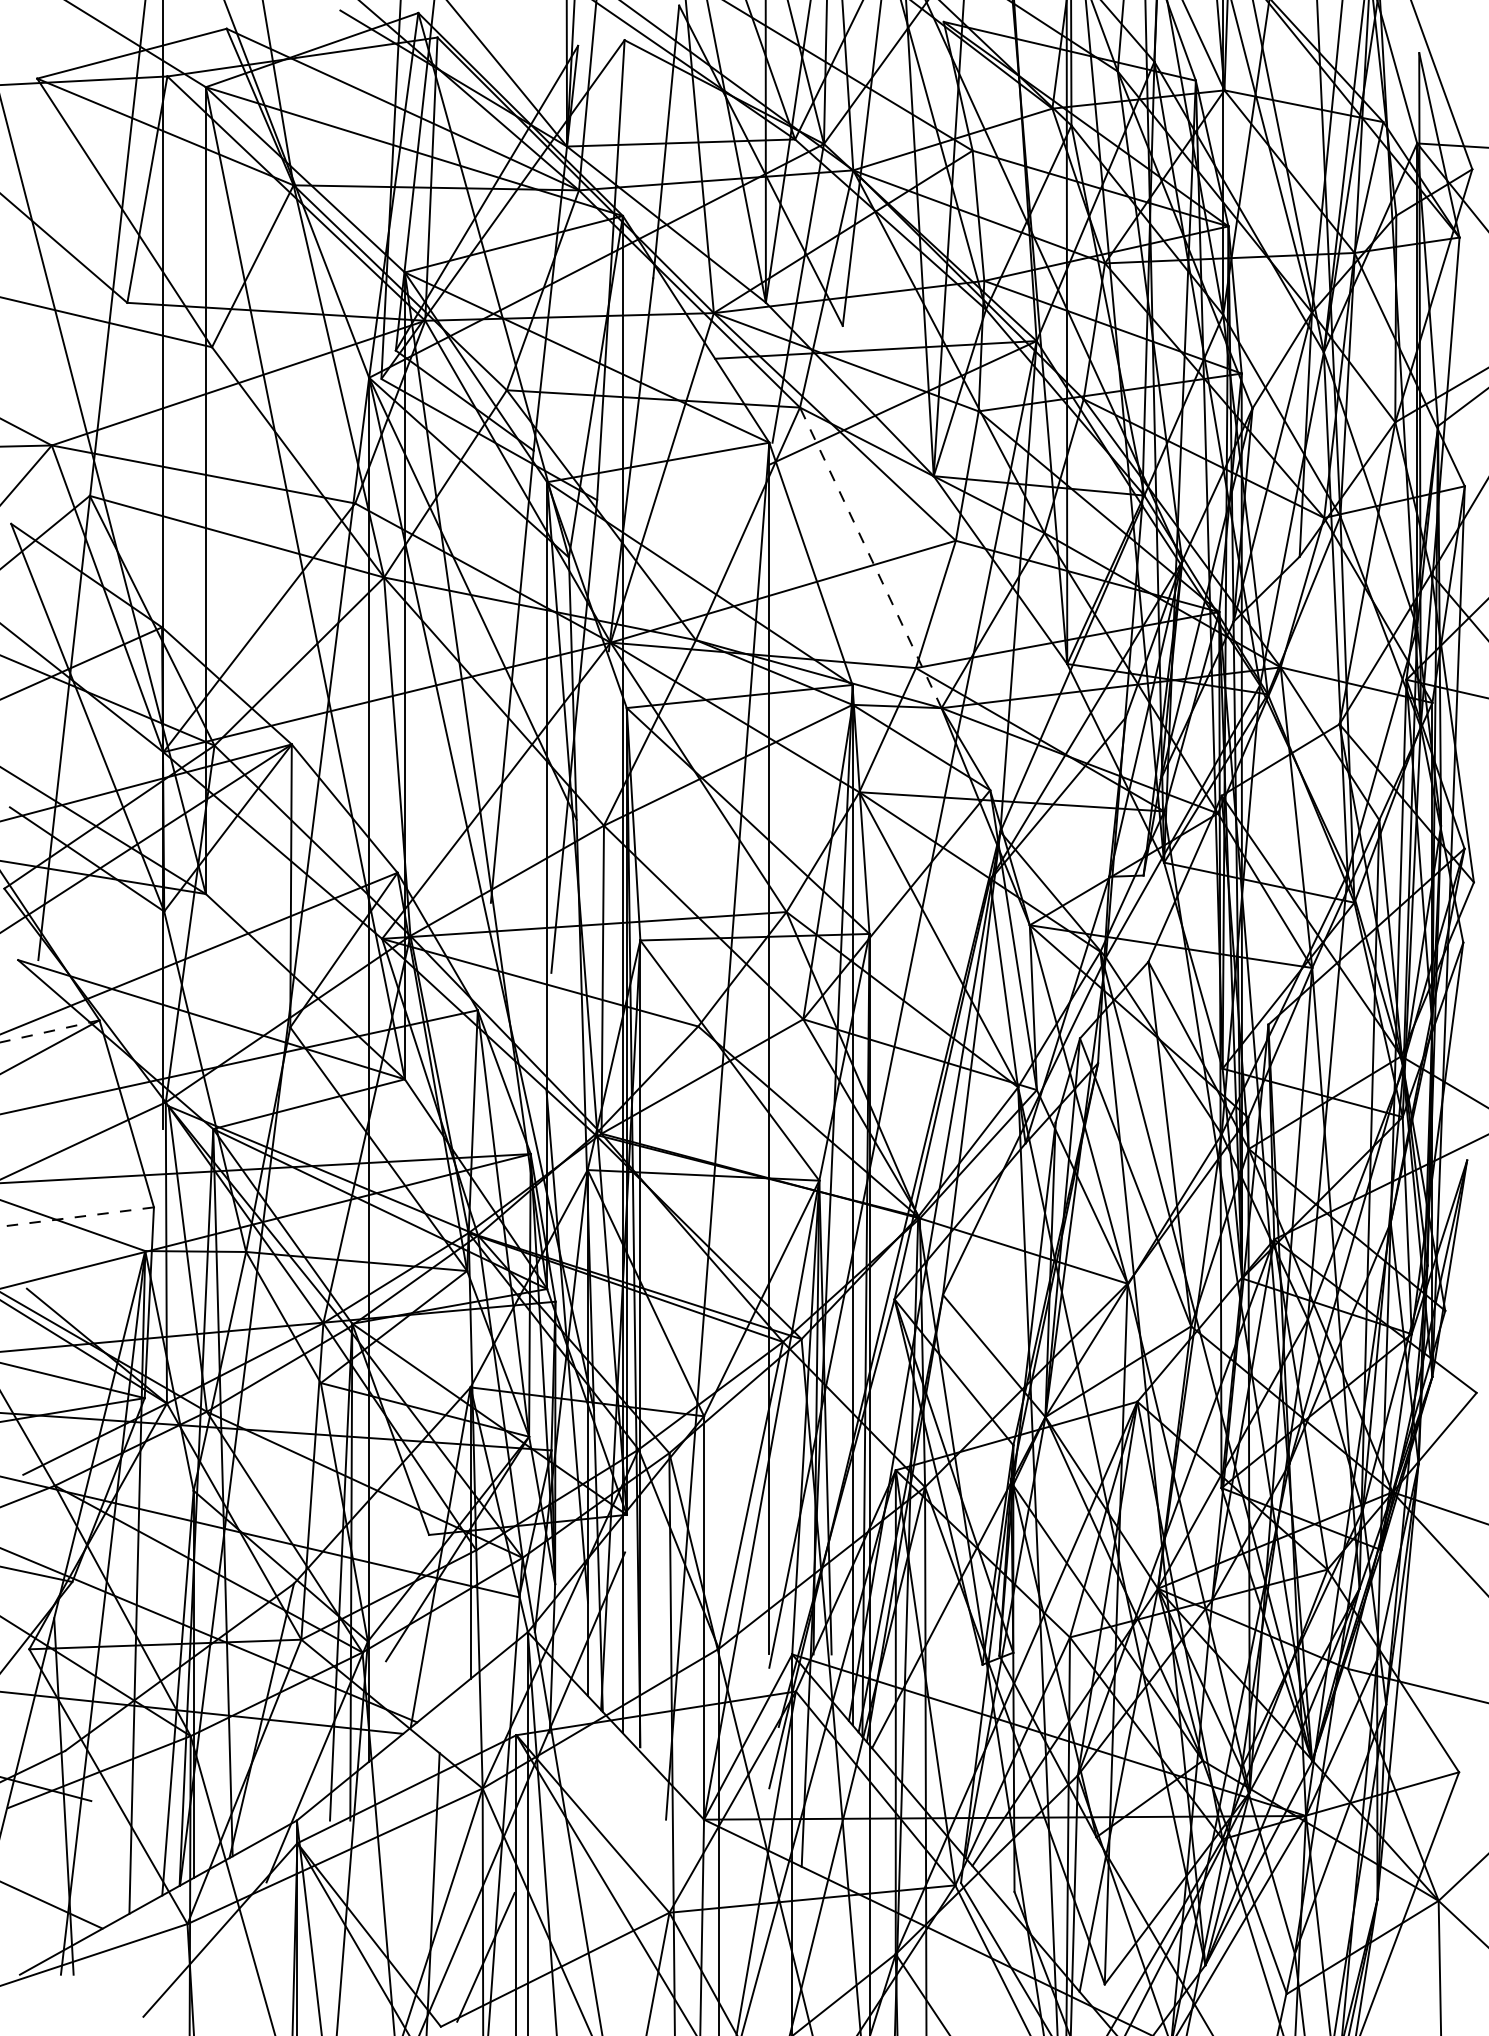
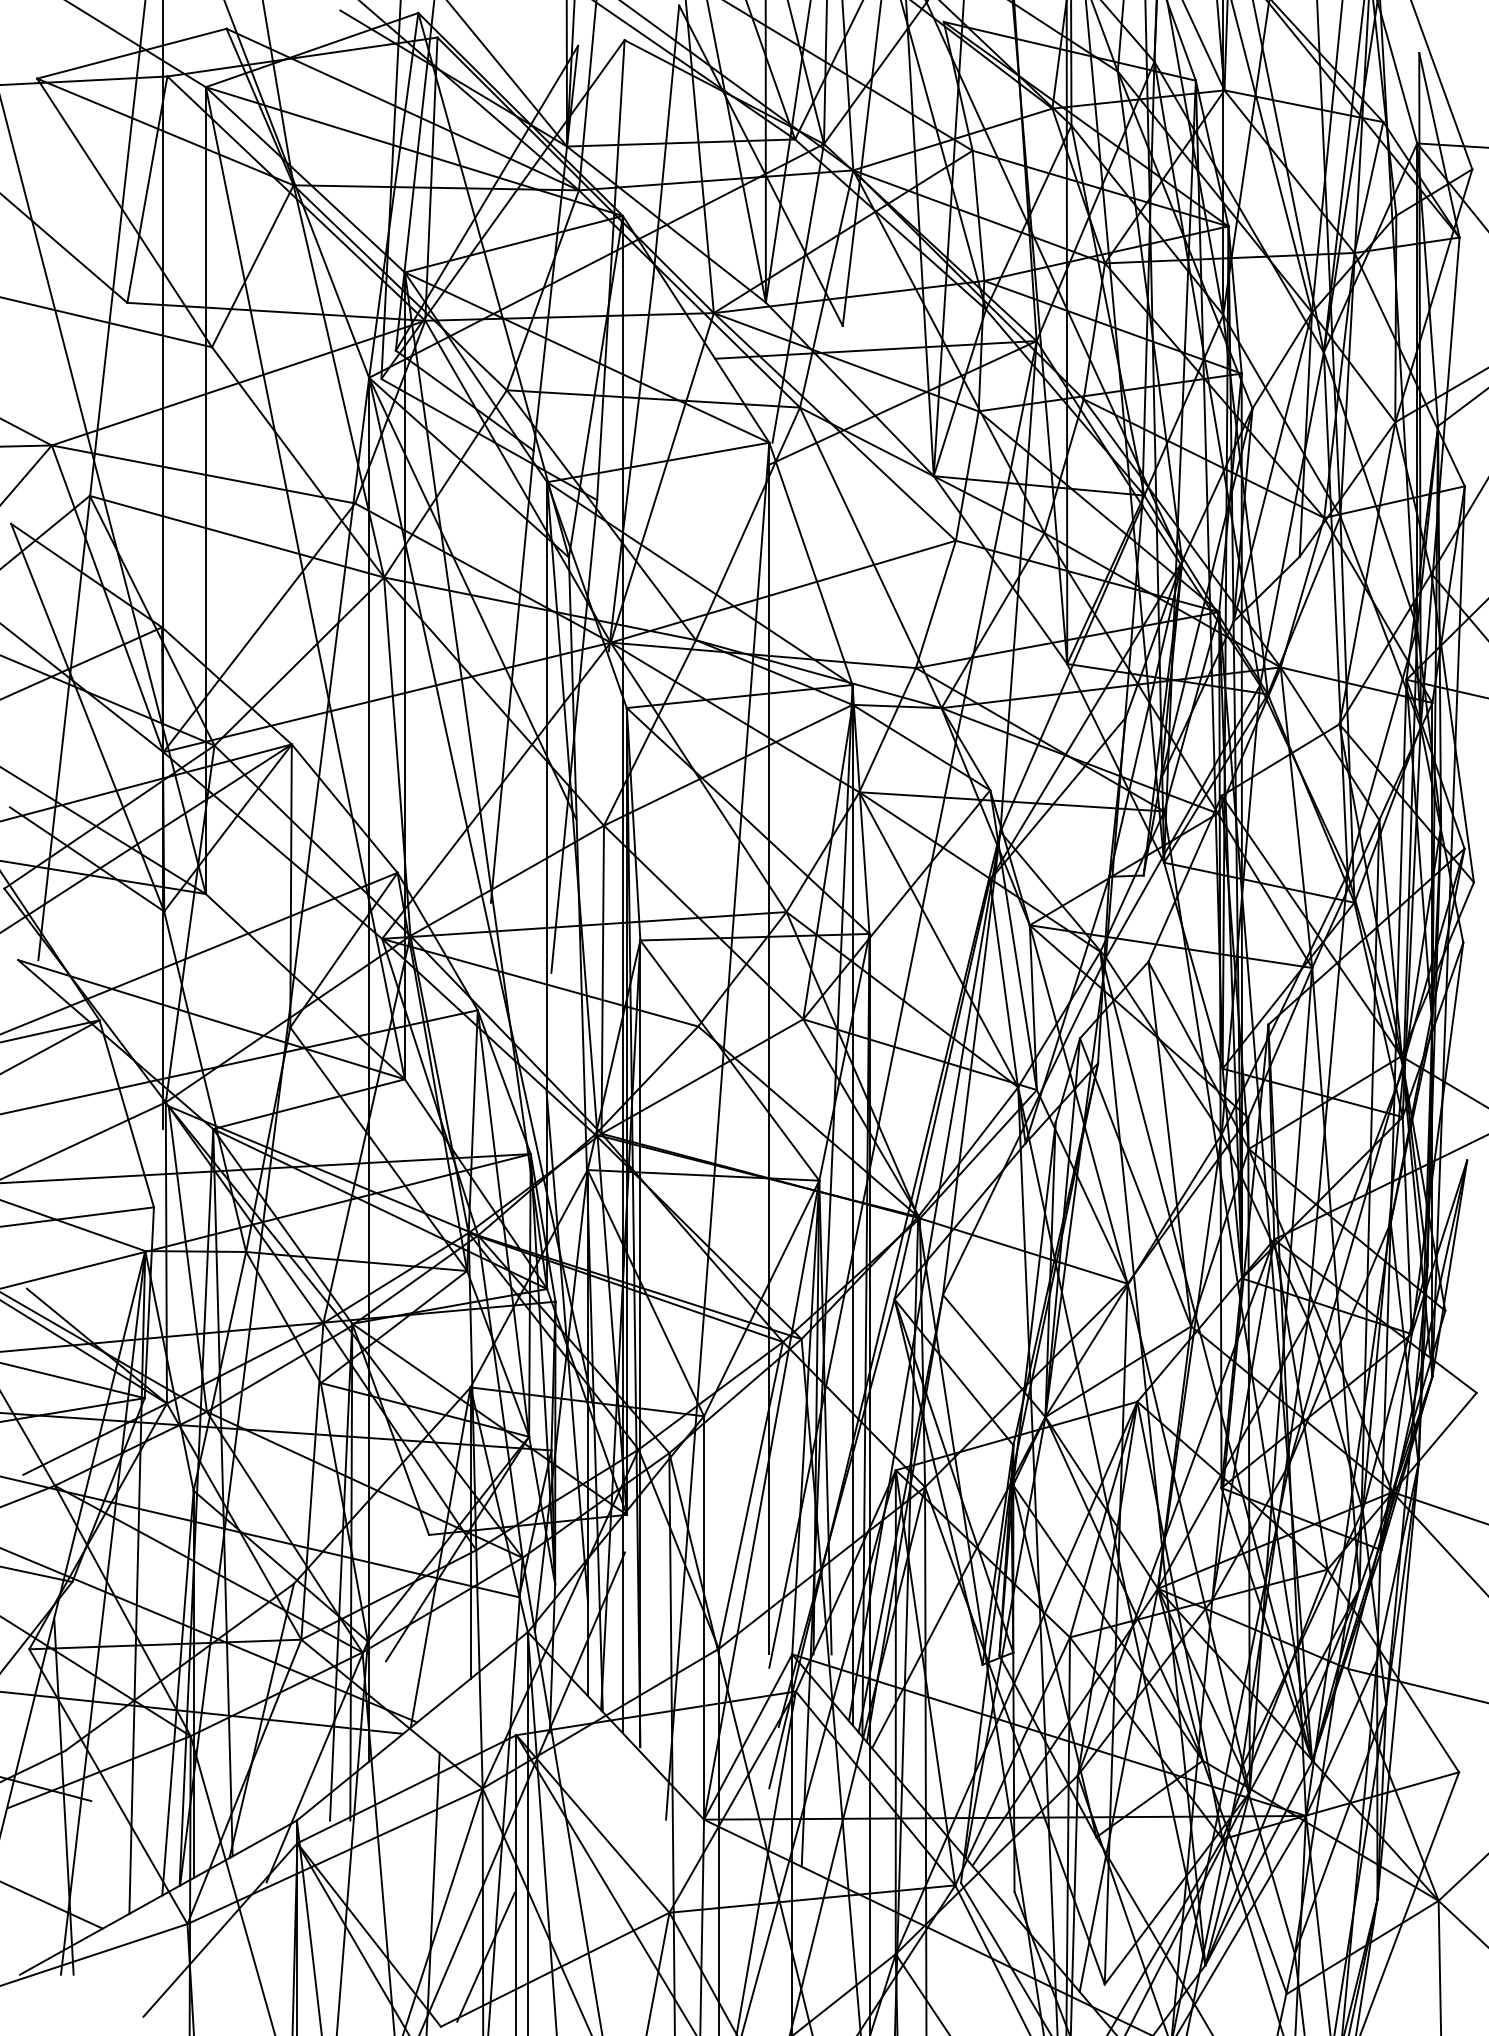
line: dashed -> solid (870, 557)
line: dashed -> solid (49, 1031)
line: dashed -> solid (76, 1217)
